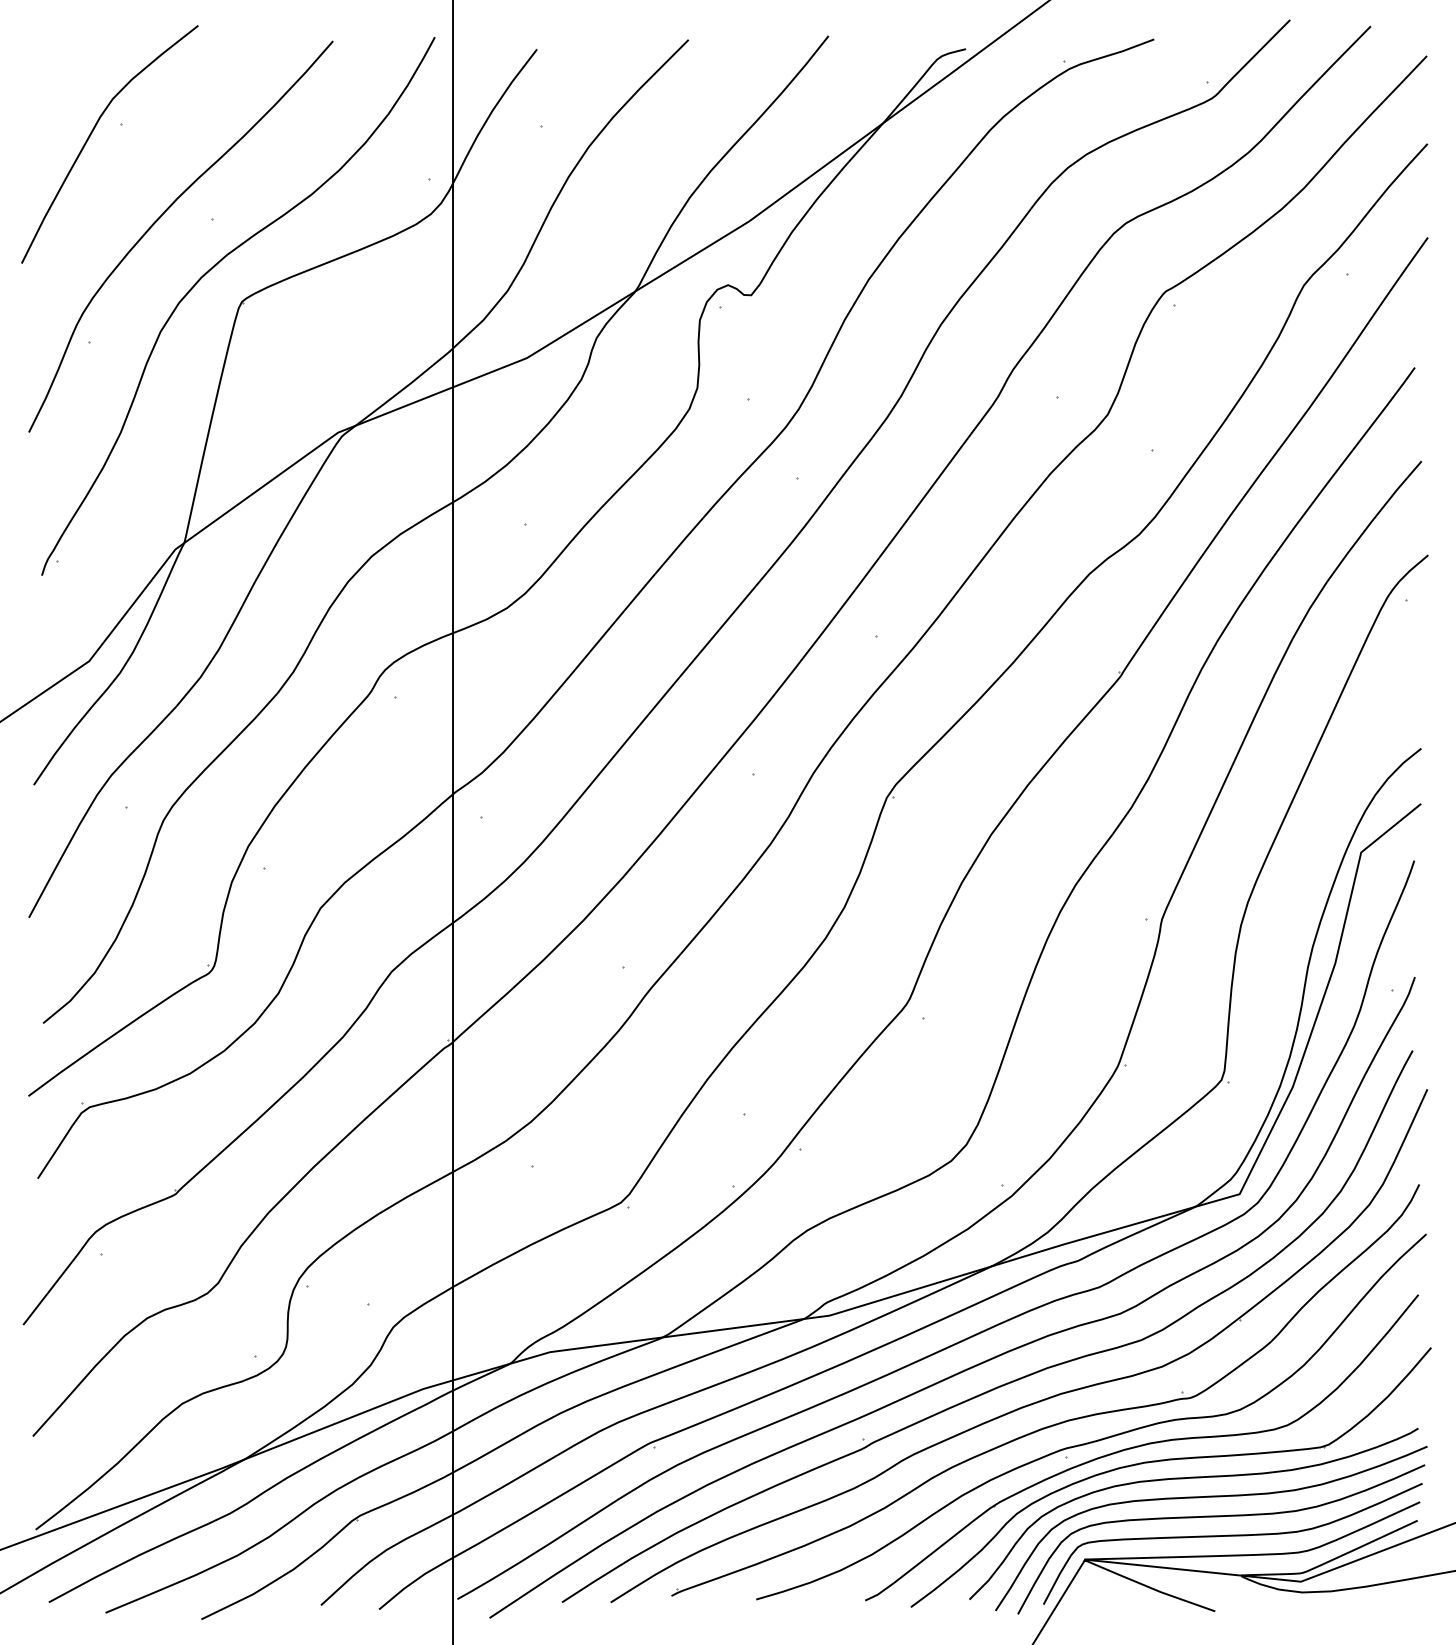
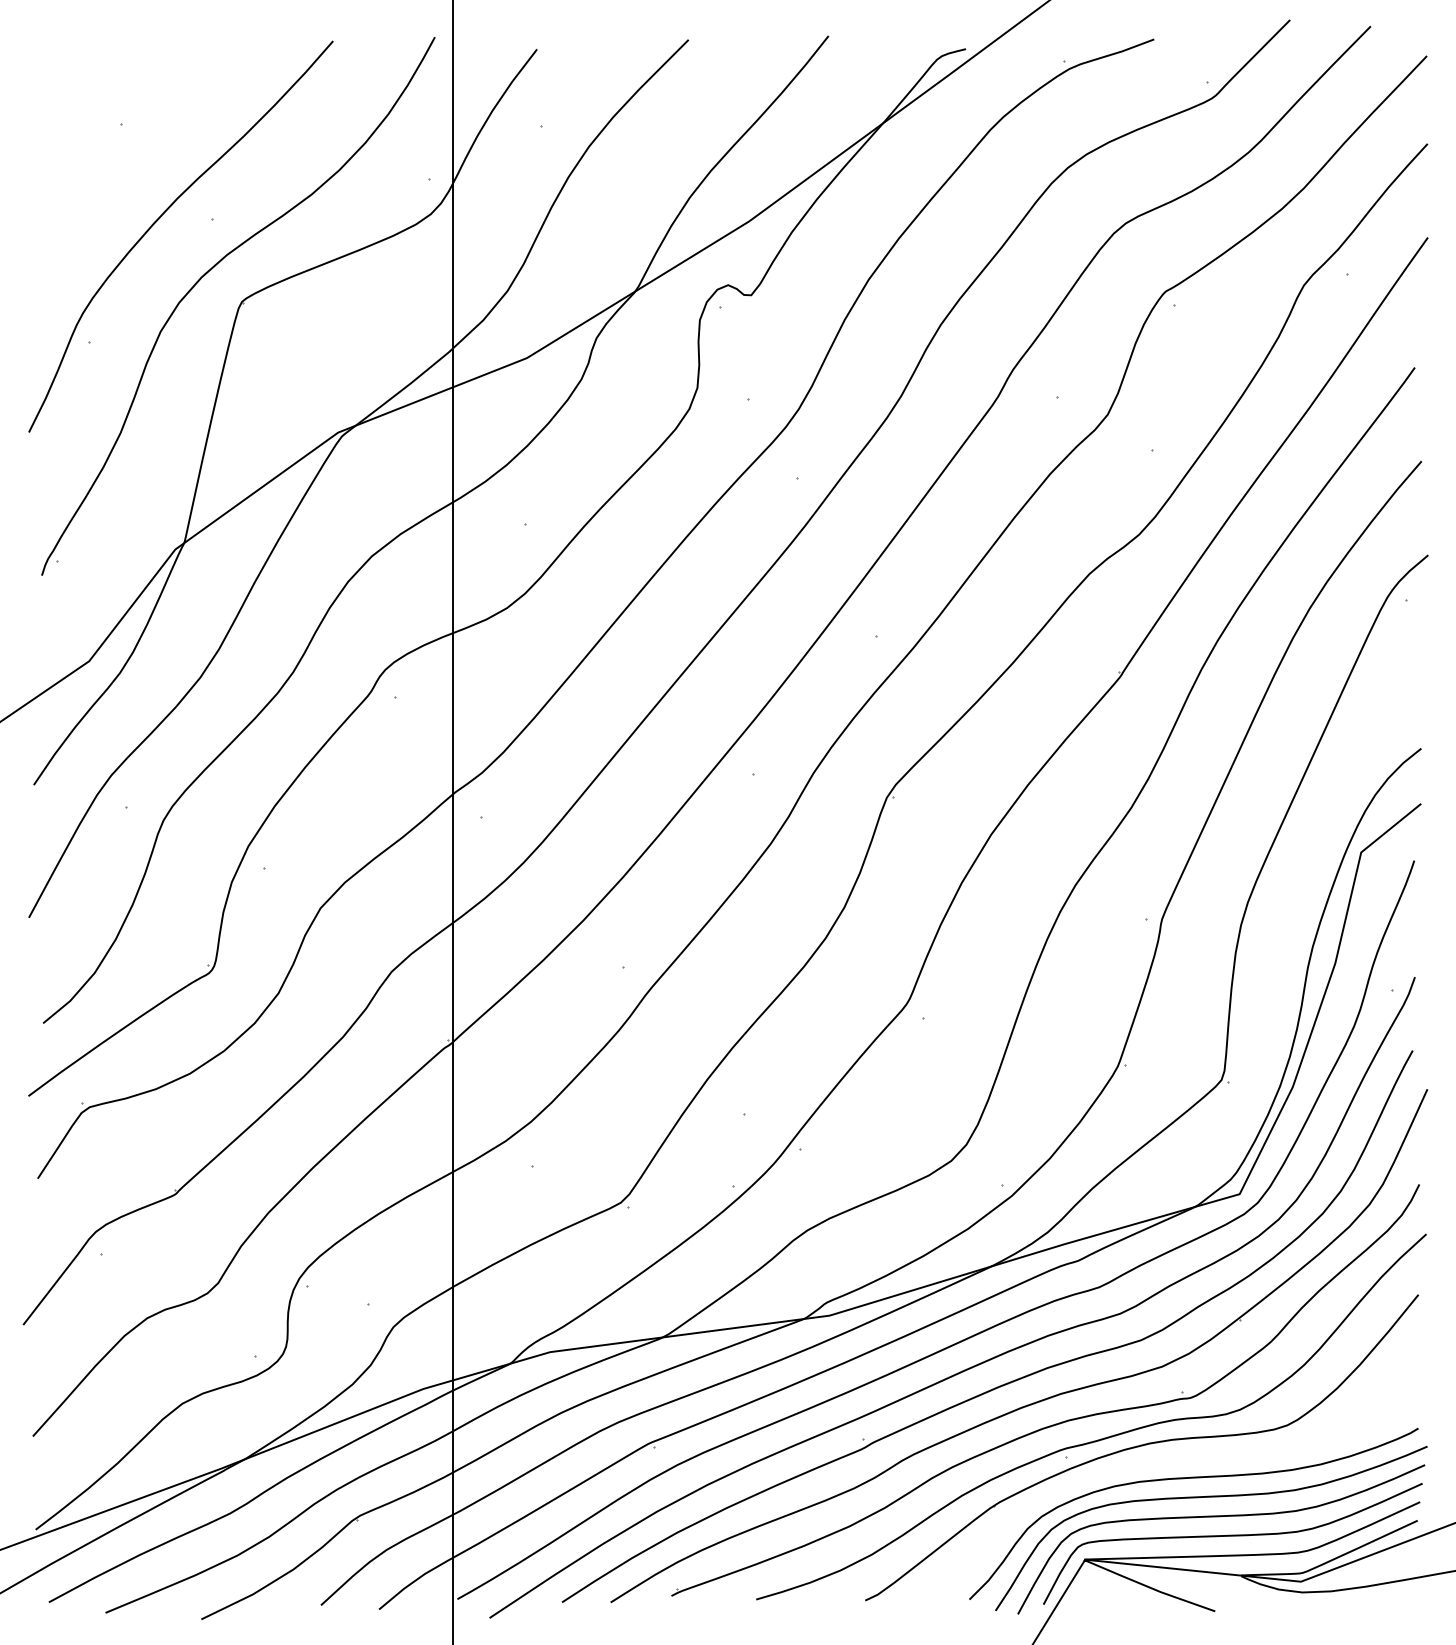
curve: present -> none (92, 133)
part: present -> none (1170, 1460)
